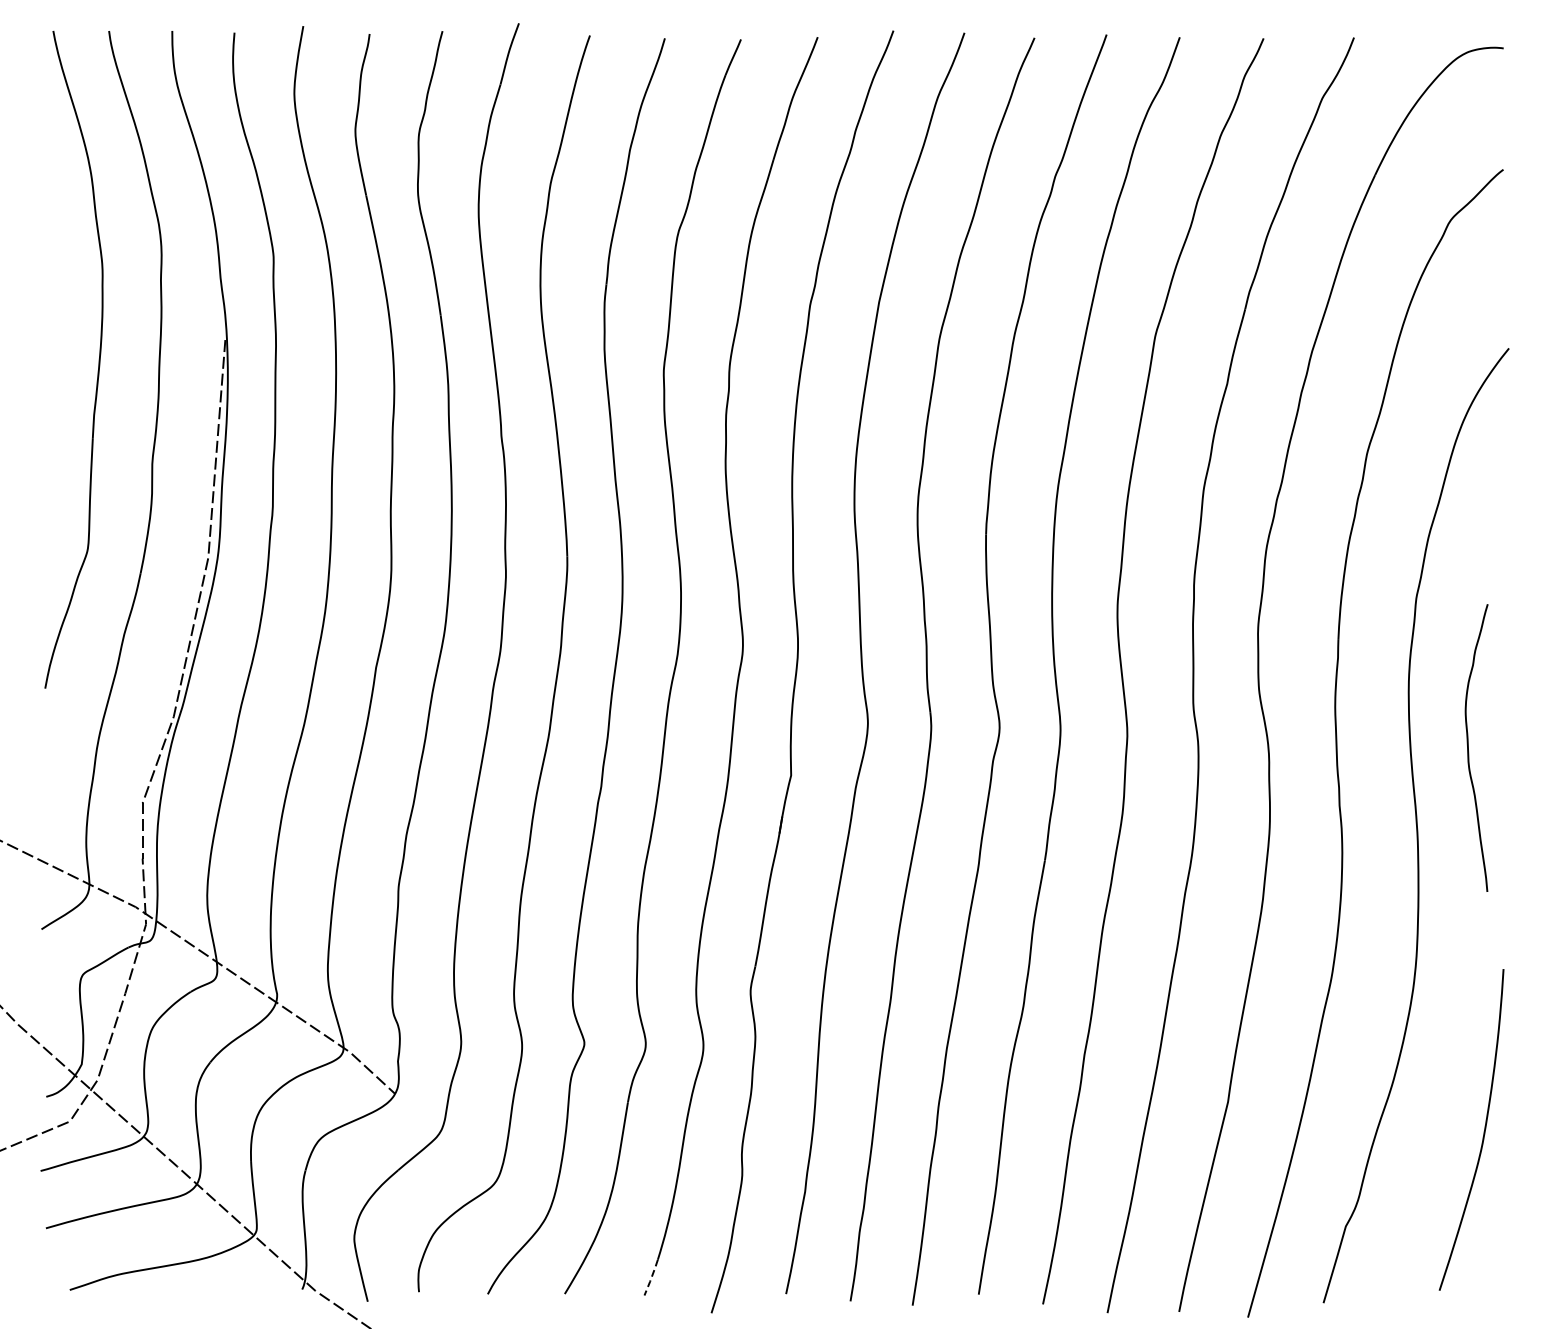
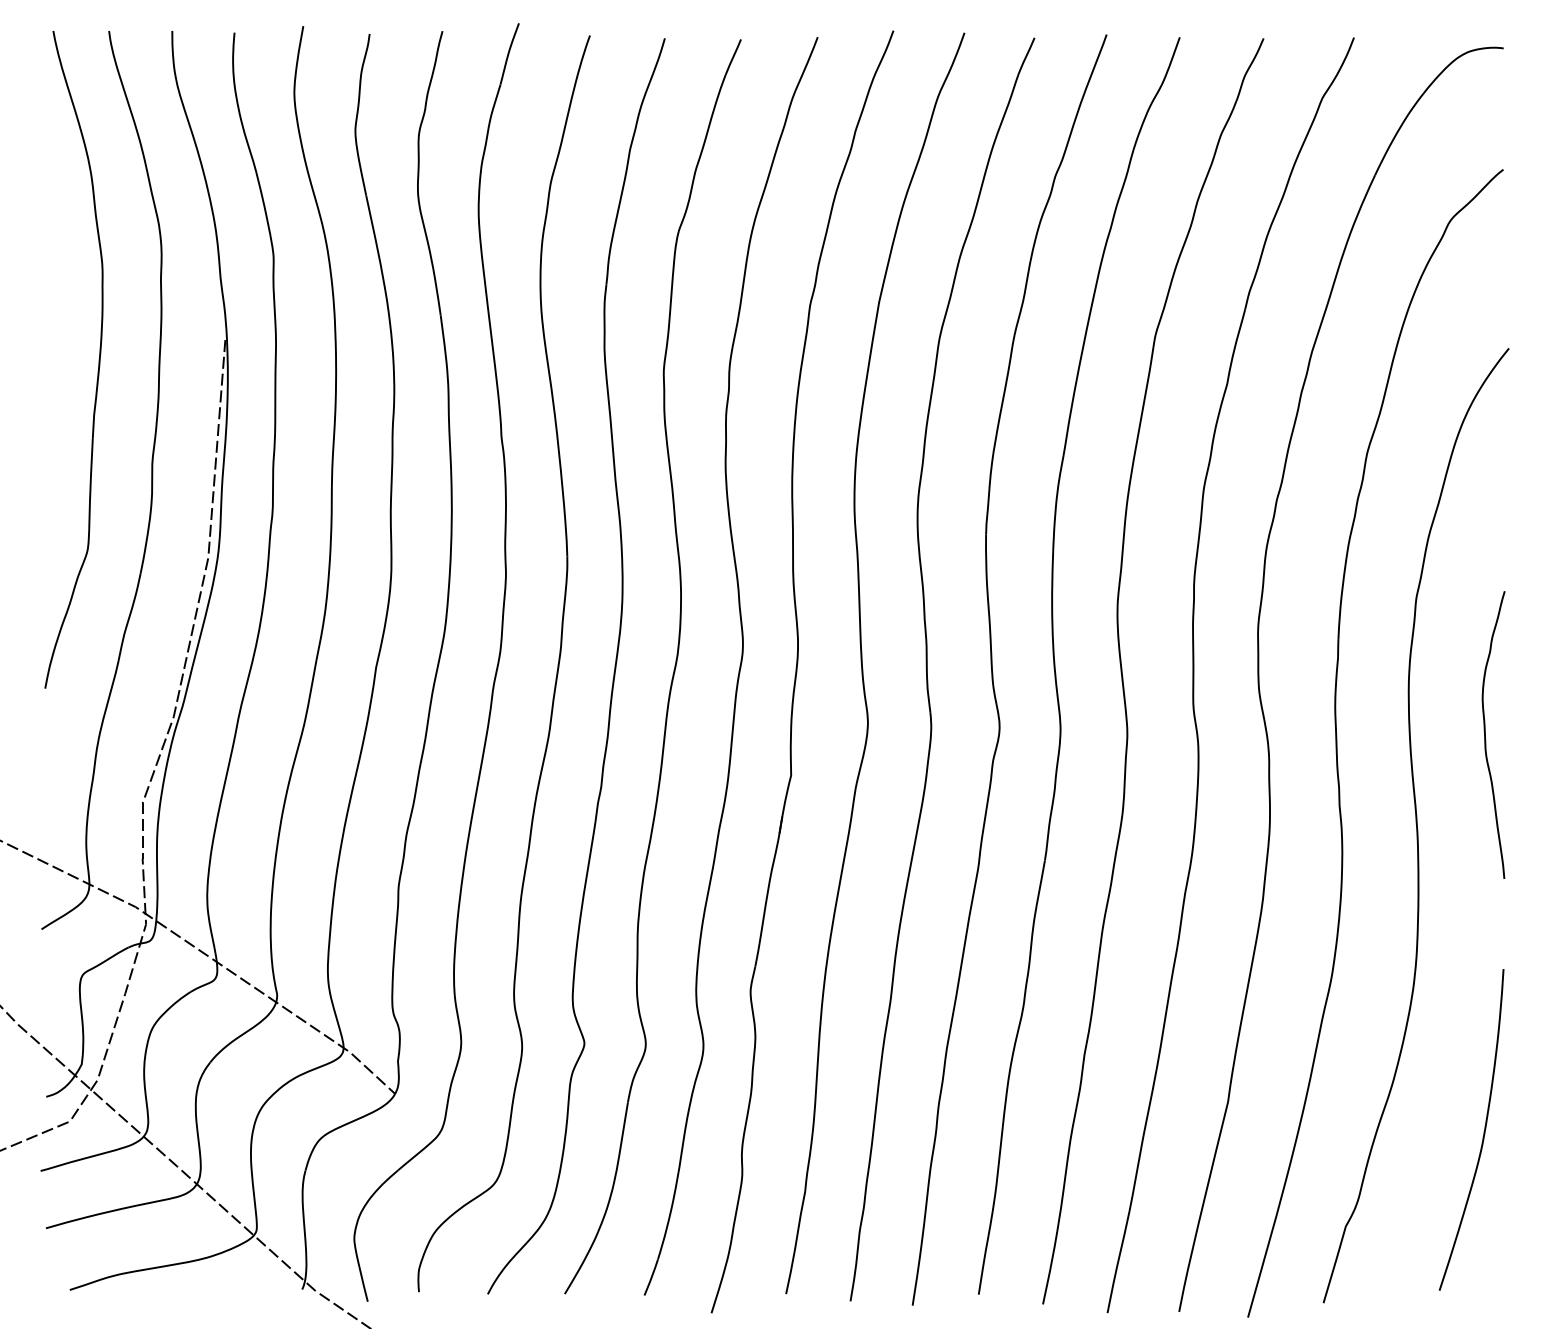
curve position: (1468, 747) -> (1485, 734) (1485, 734)
line: dashed -> solid (651, 1278)
